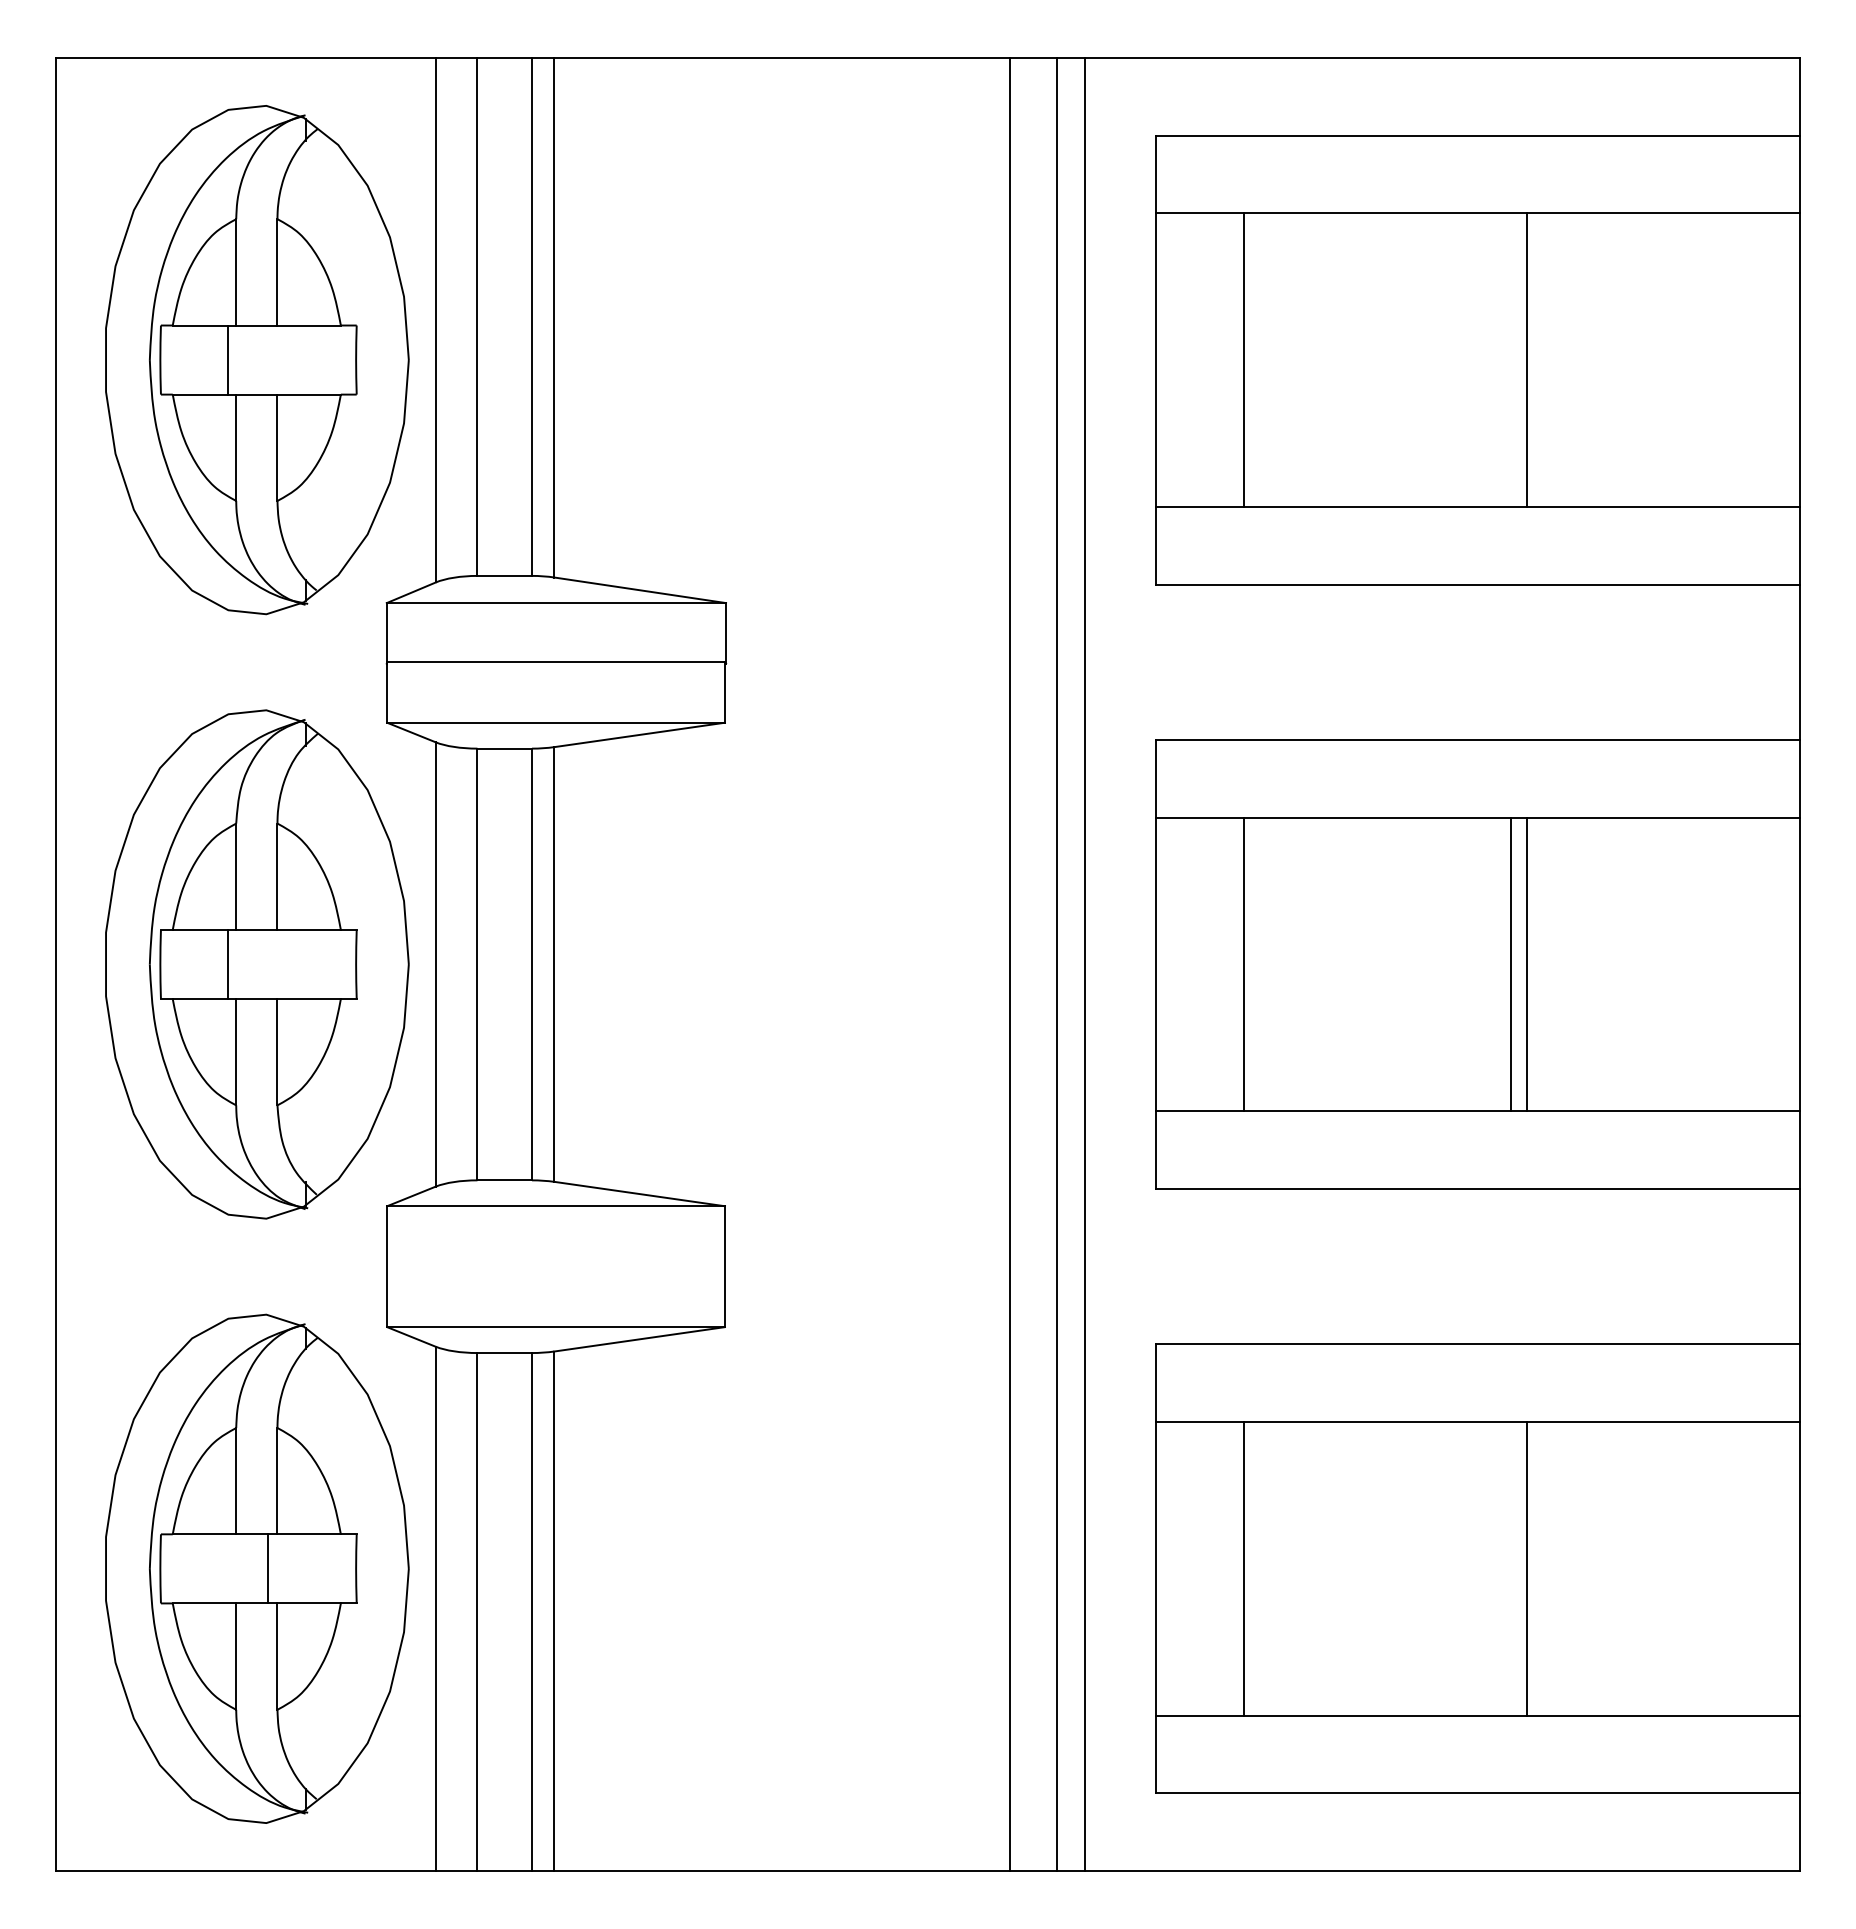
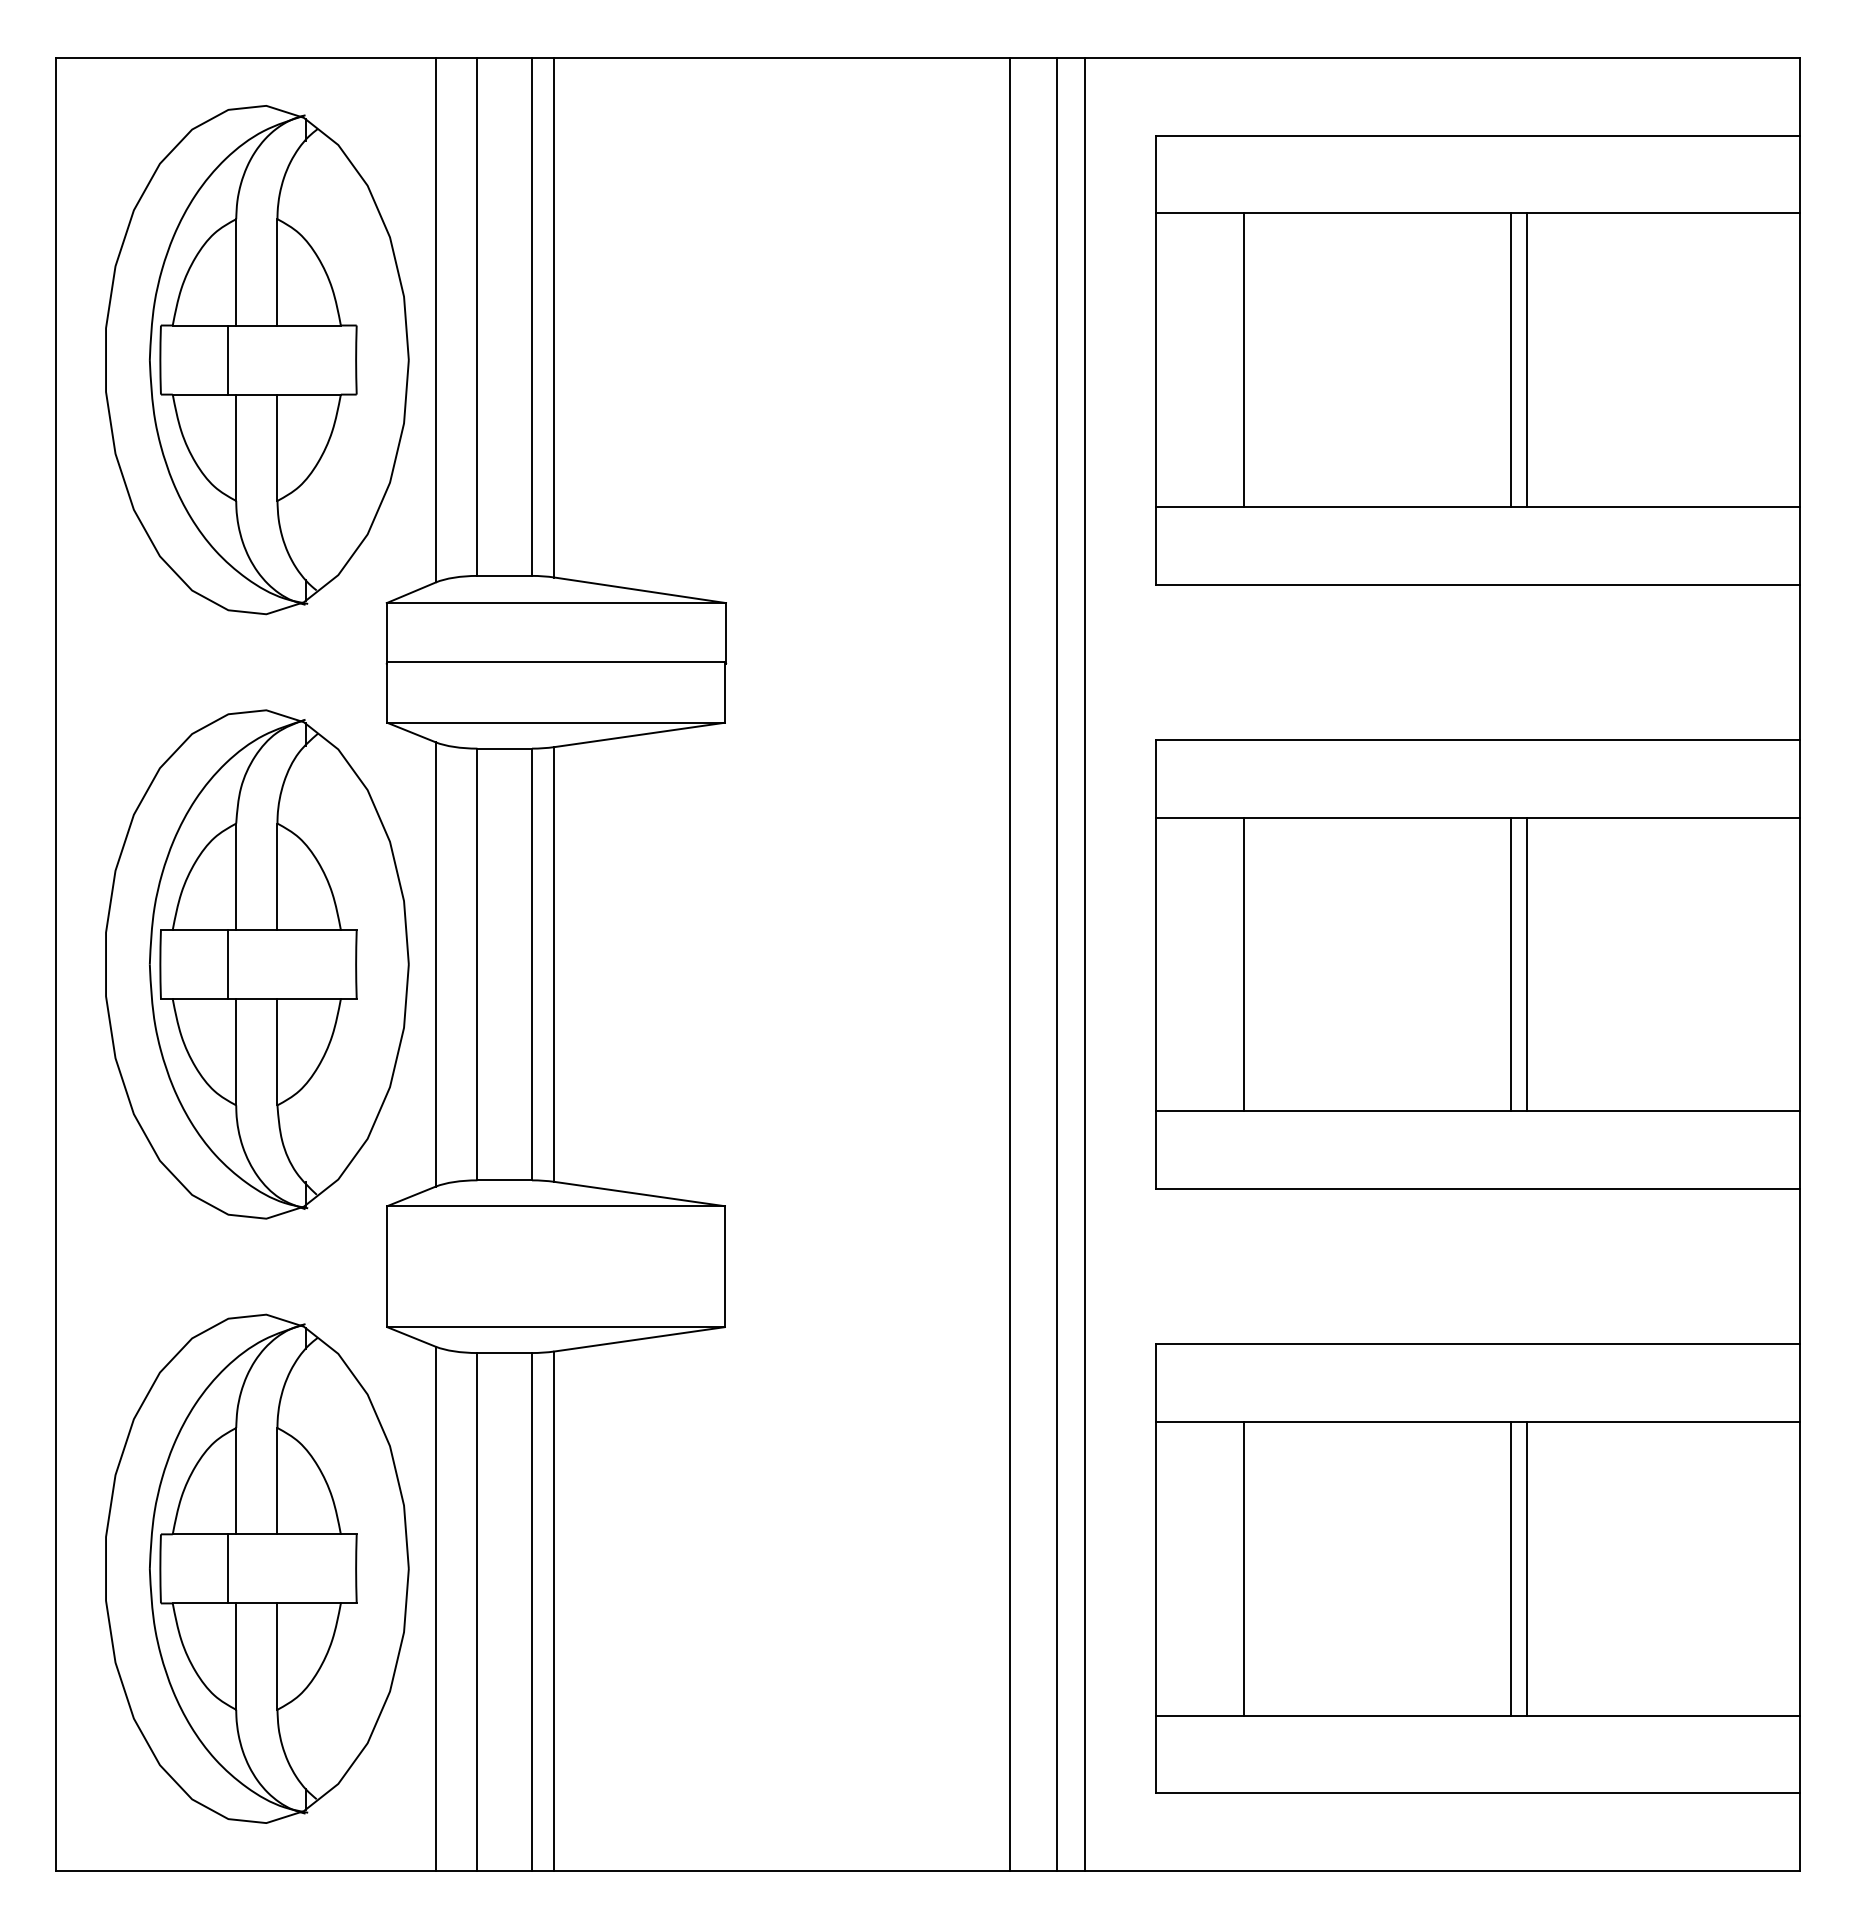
line: none -> present (1510, 359)
line position: (268, 1568) -> (228, 1568) (228, 1568)
line: none -> present (1510, 1568)
